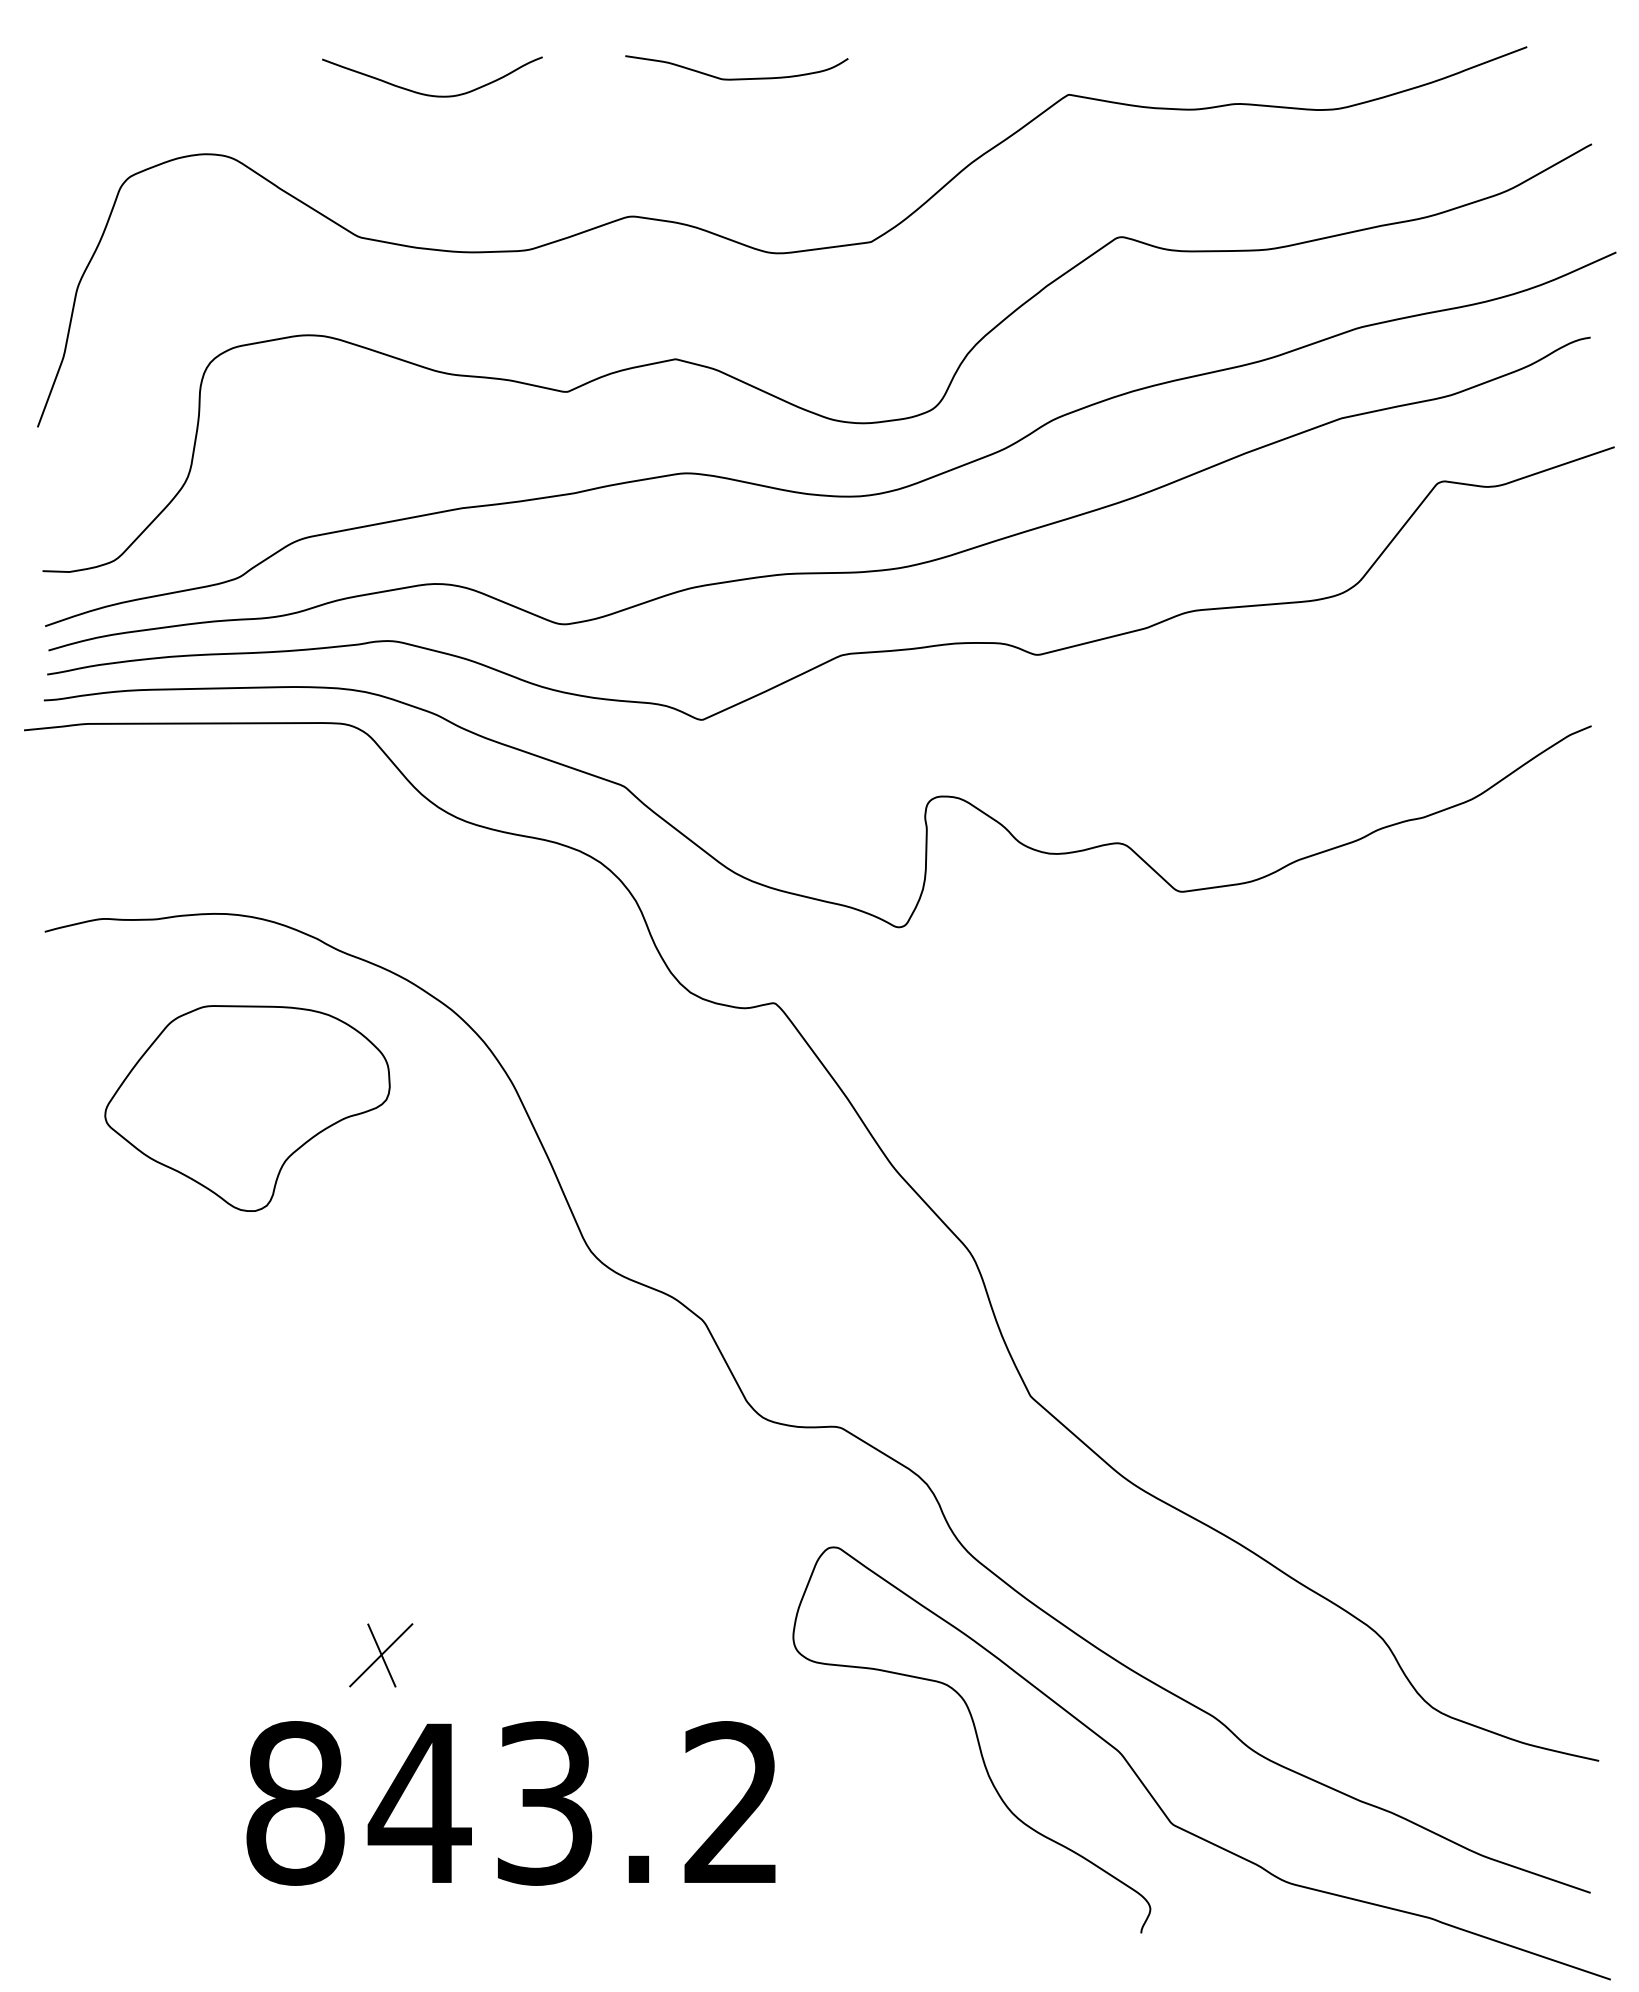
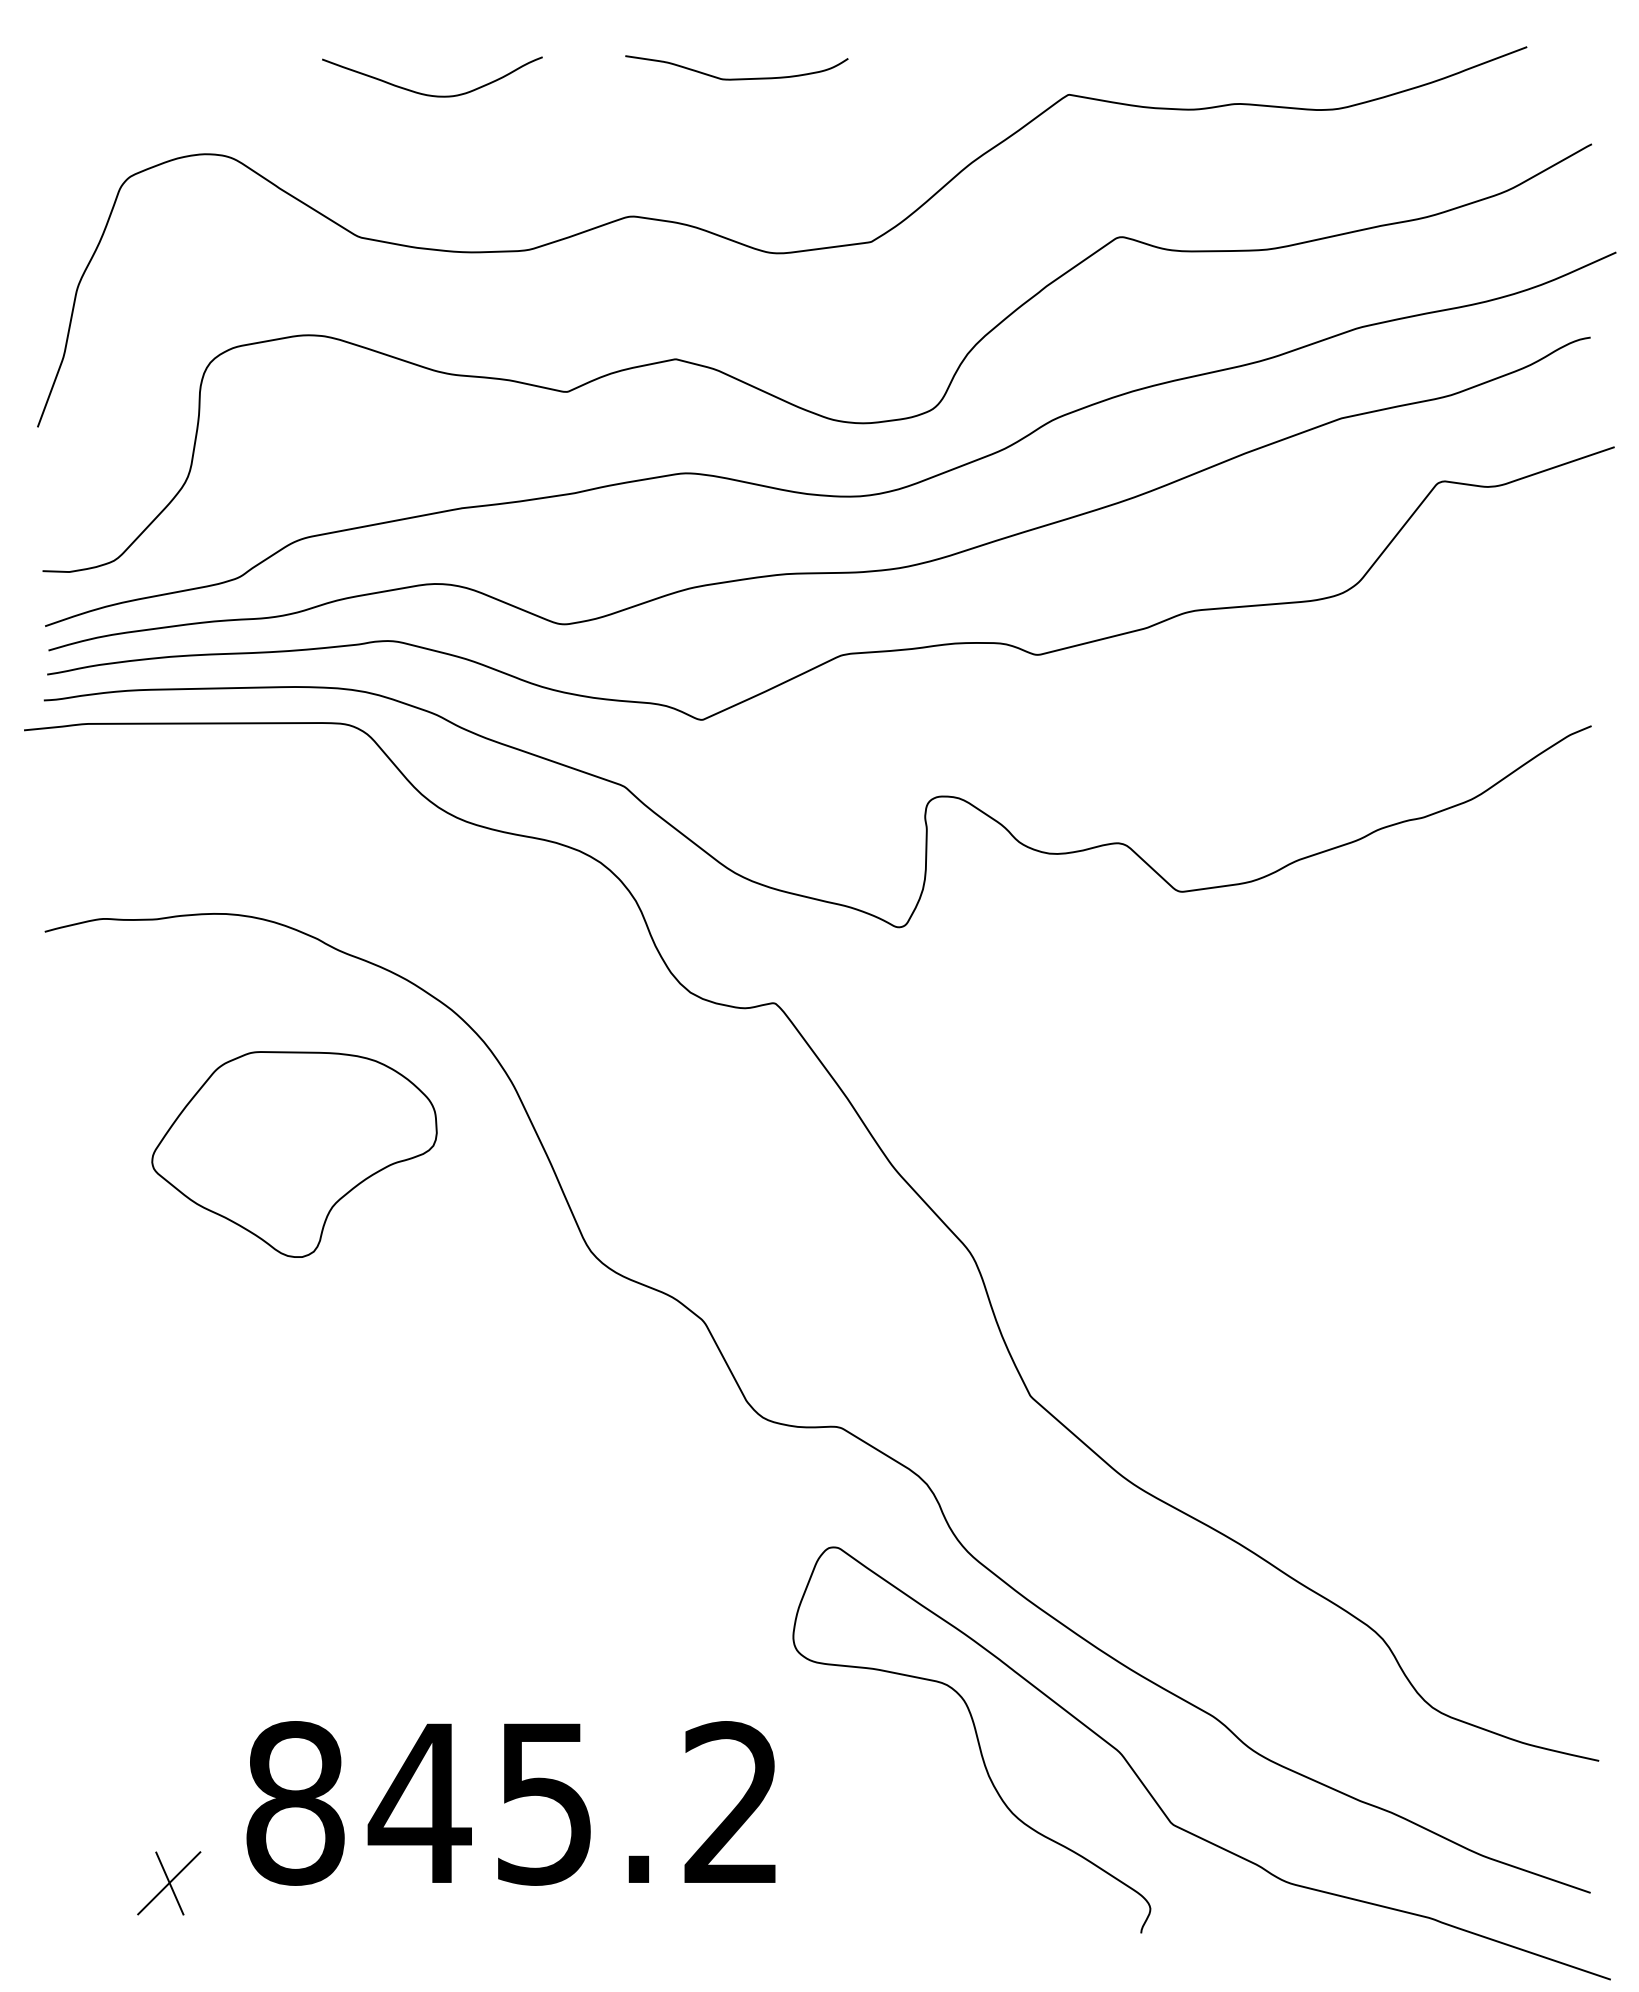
part position: (247, 1108) -> (294, 1154) (294, 1154)
part position: (381, 1655) -> (169, 1883) (169, 1883)
text: 843.2 -> 845.2 (545, 1803)
